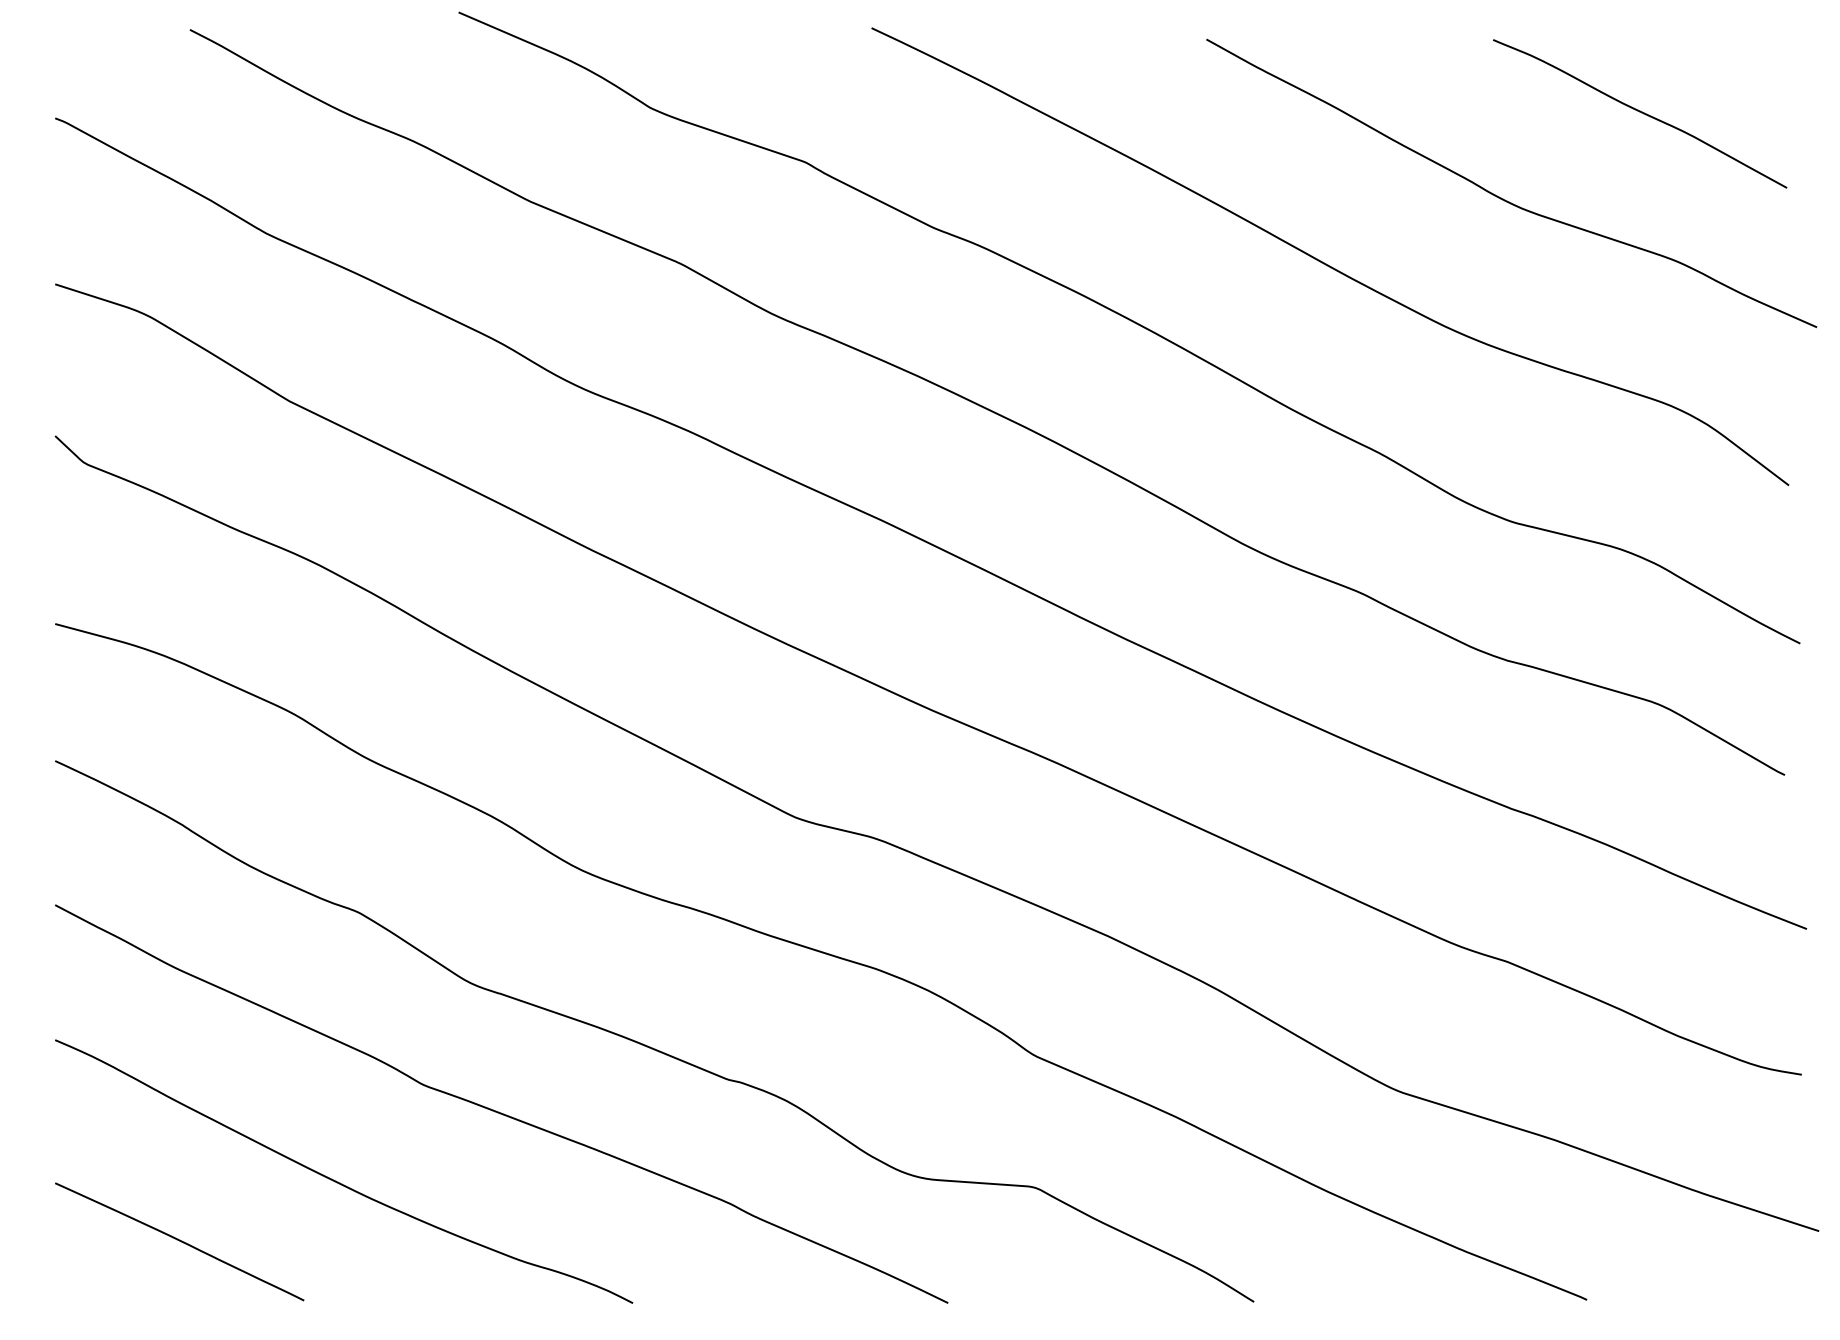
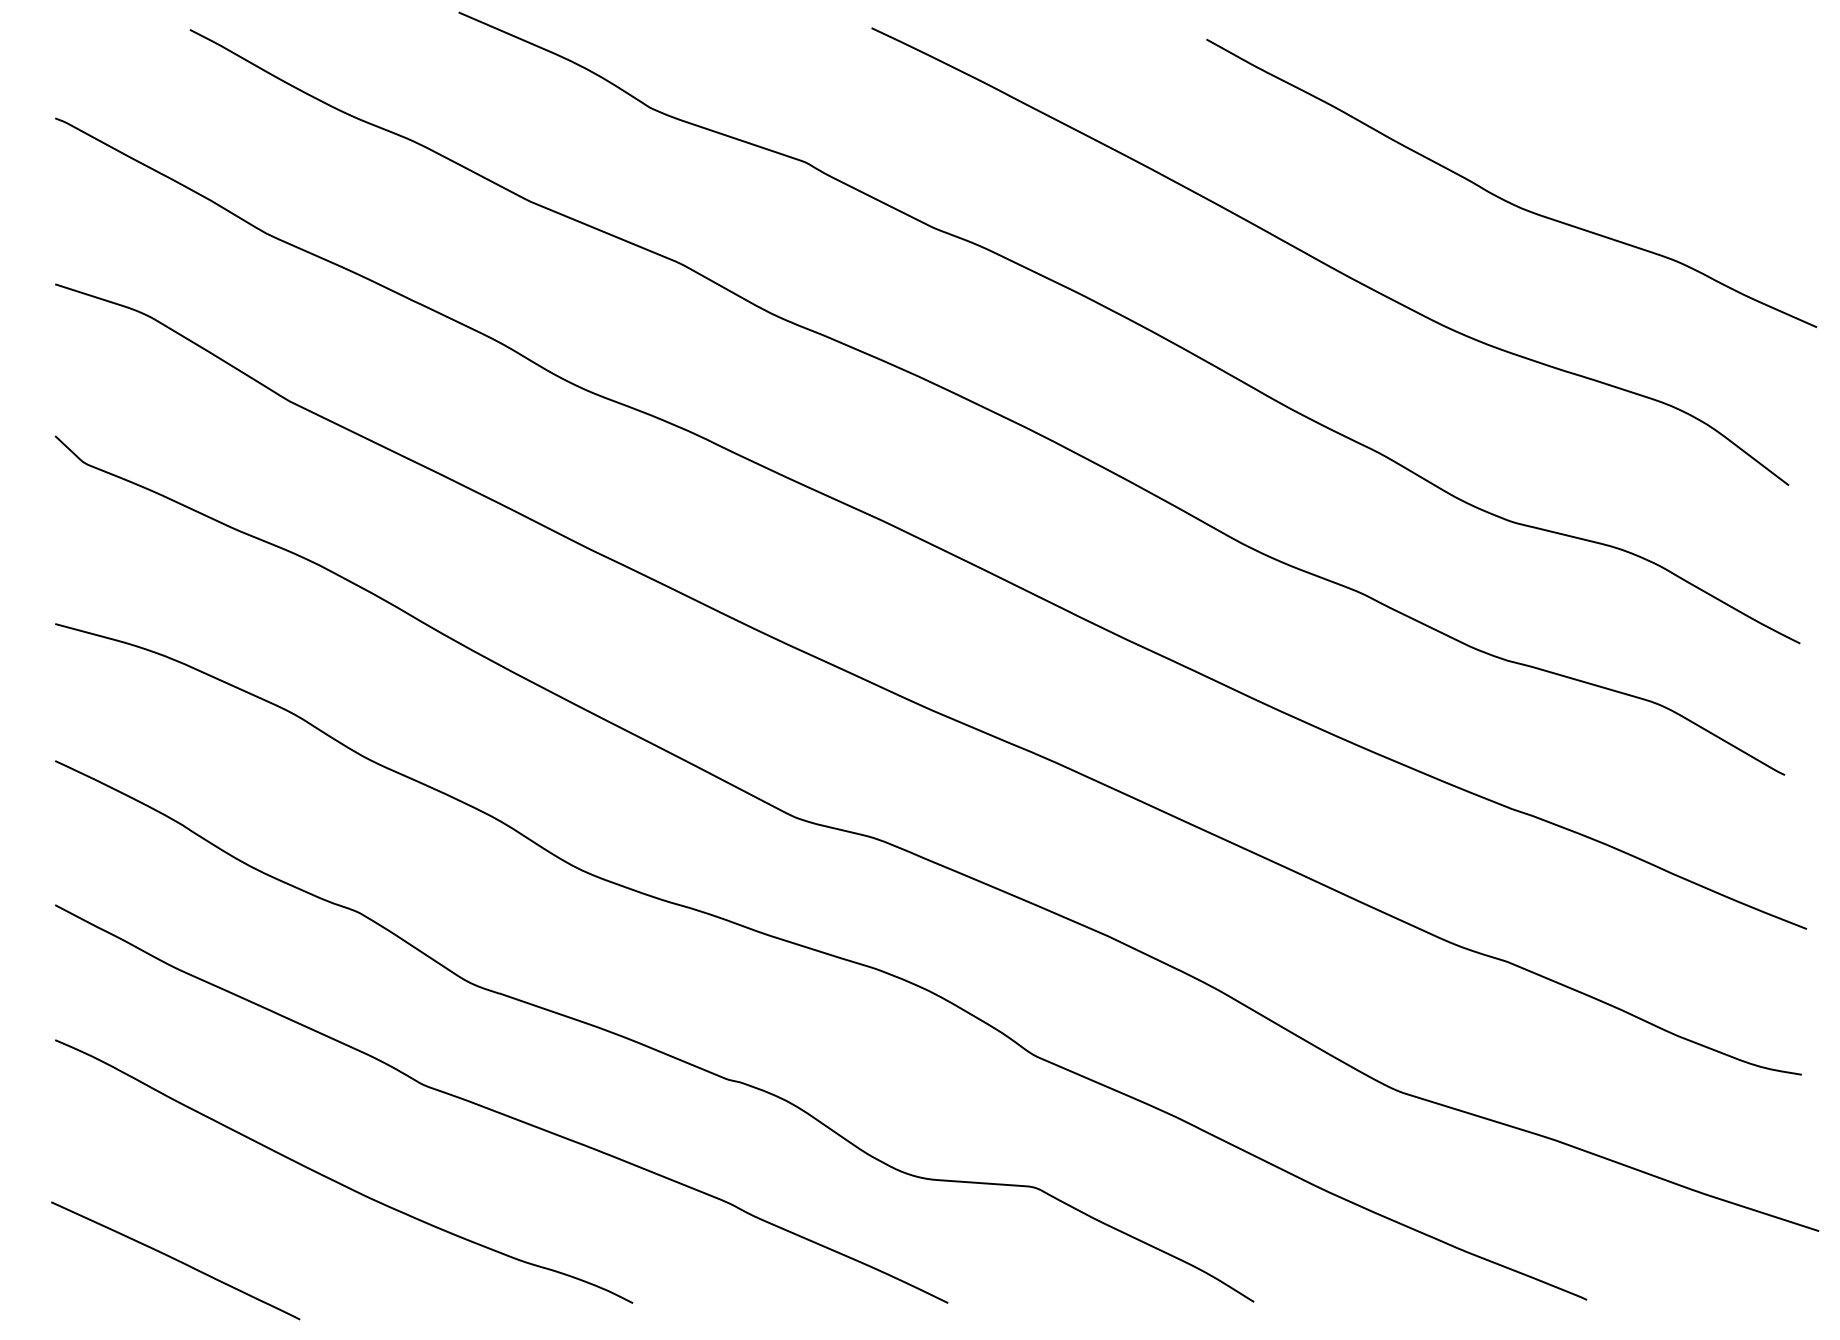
curve: present -> none (1640, 112)
curve position: (179, 1241) -> (175, 1260) (175, 1260)
